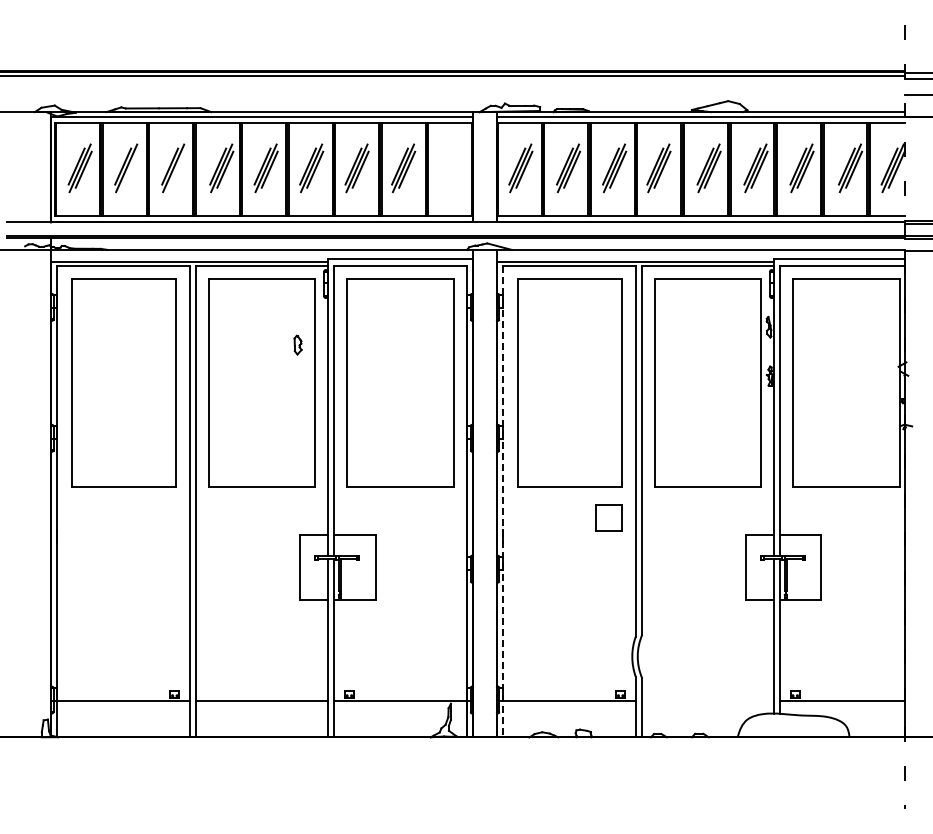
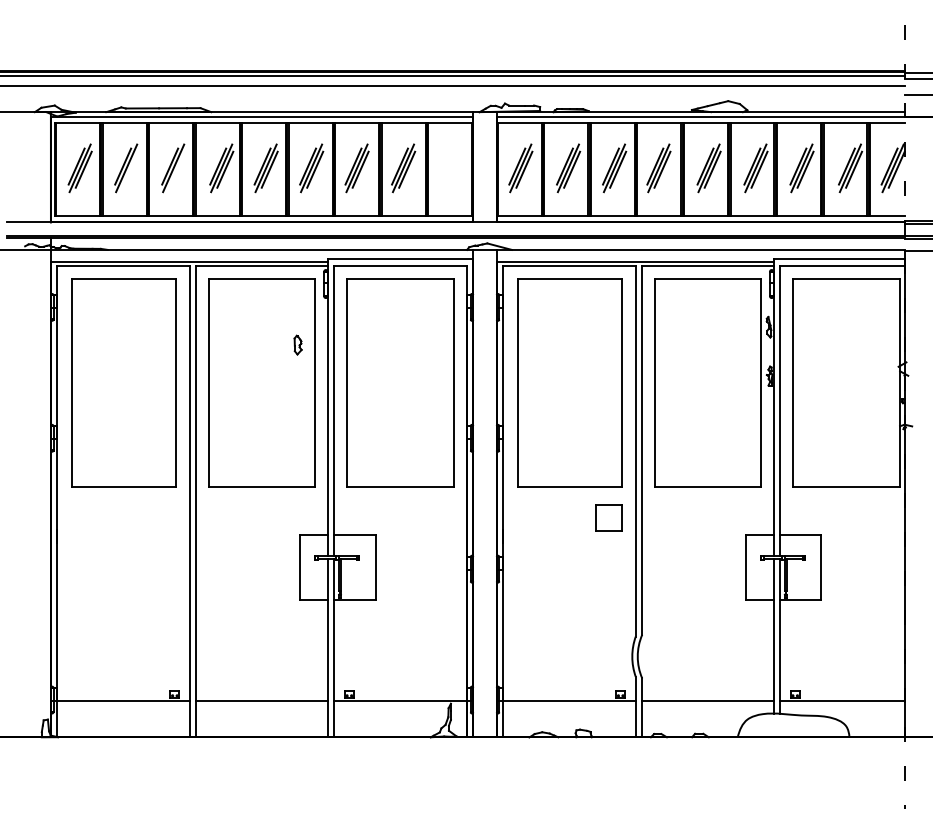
line: none -> present (453, 86)
line: dashed -> solid (503, 501)
line: none -> present (707, 700)
